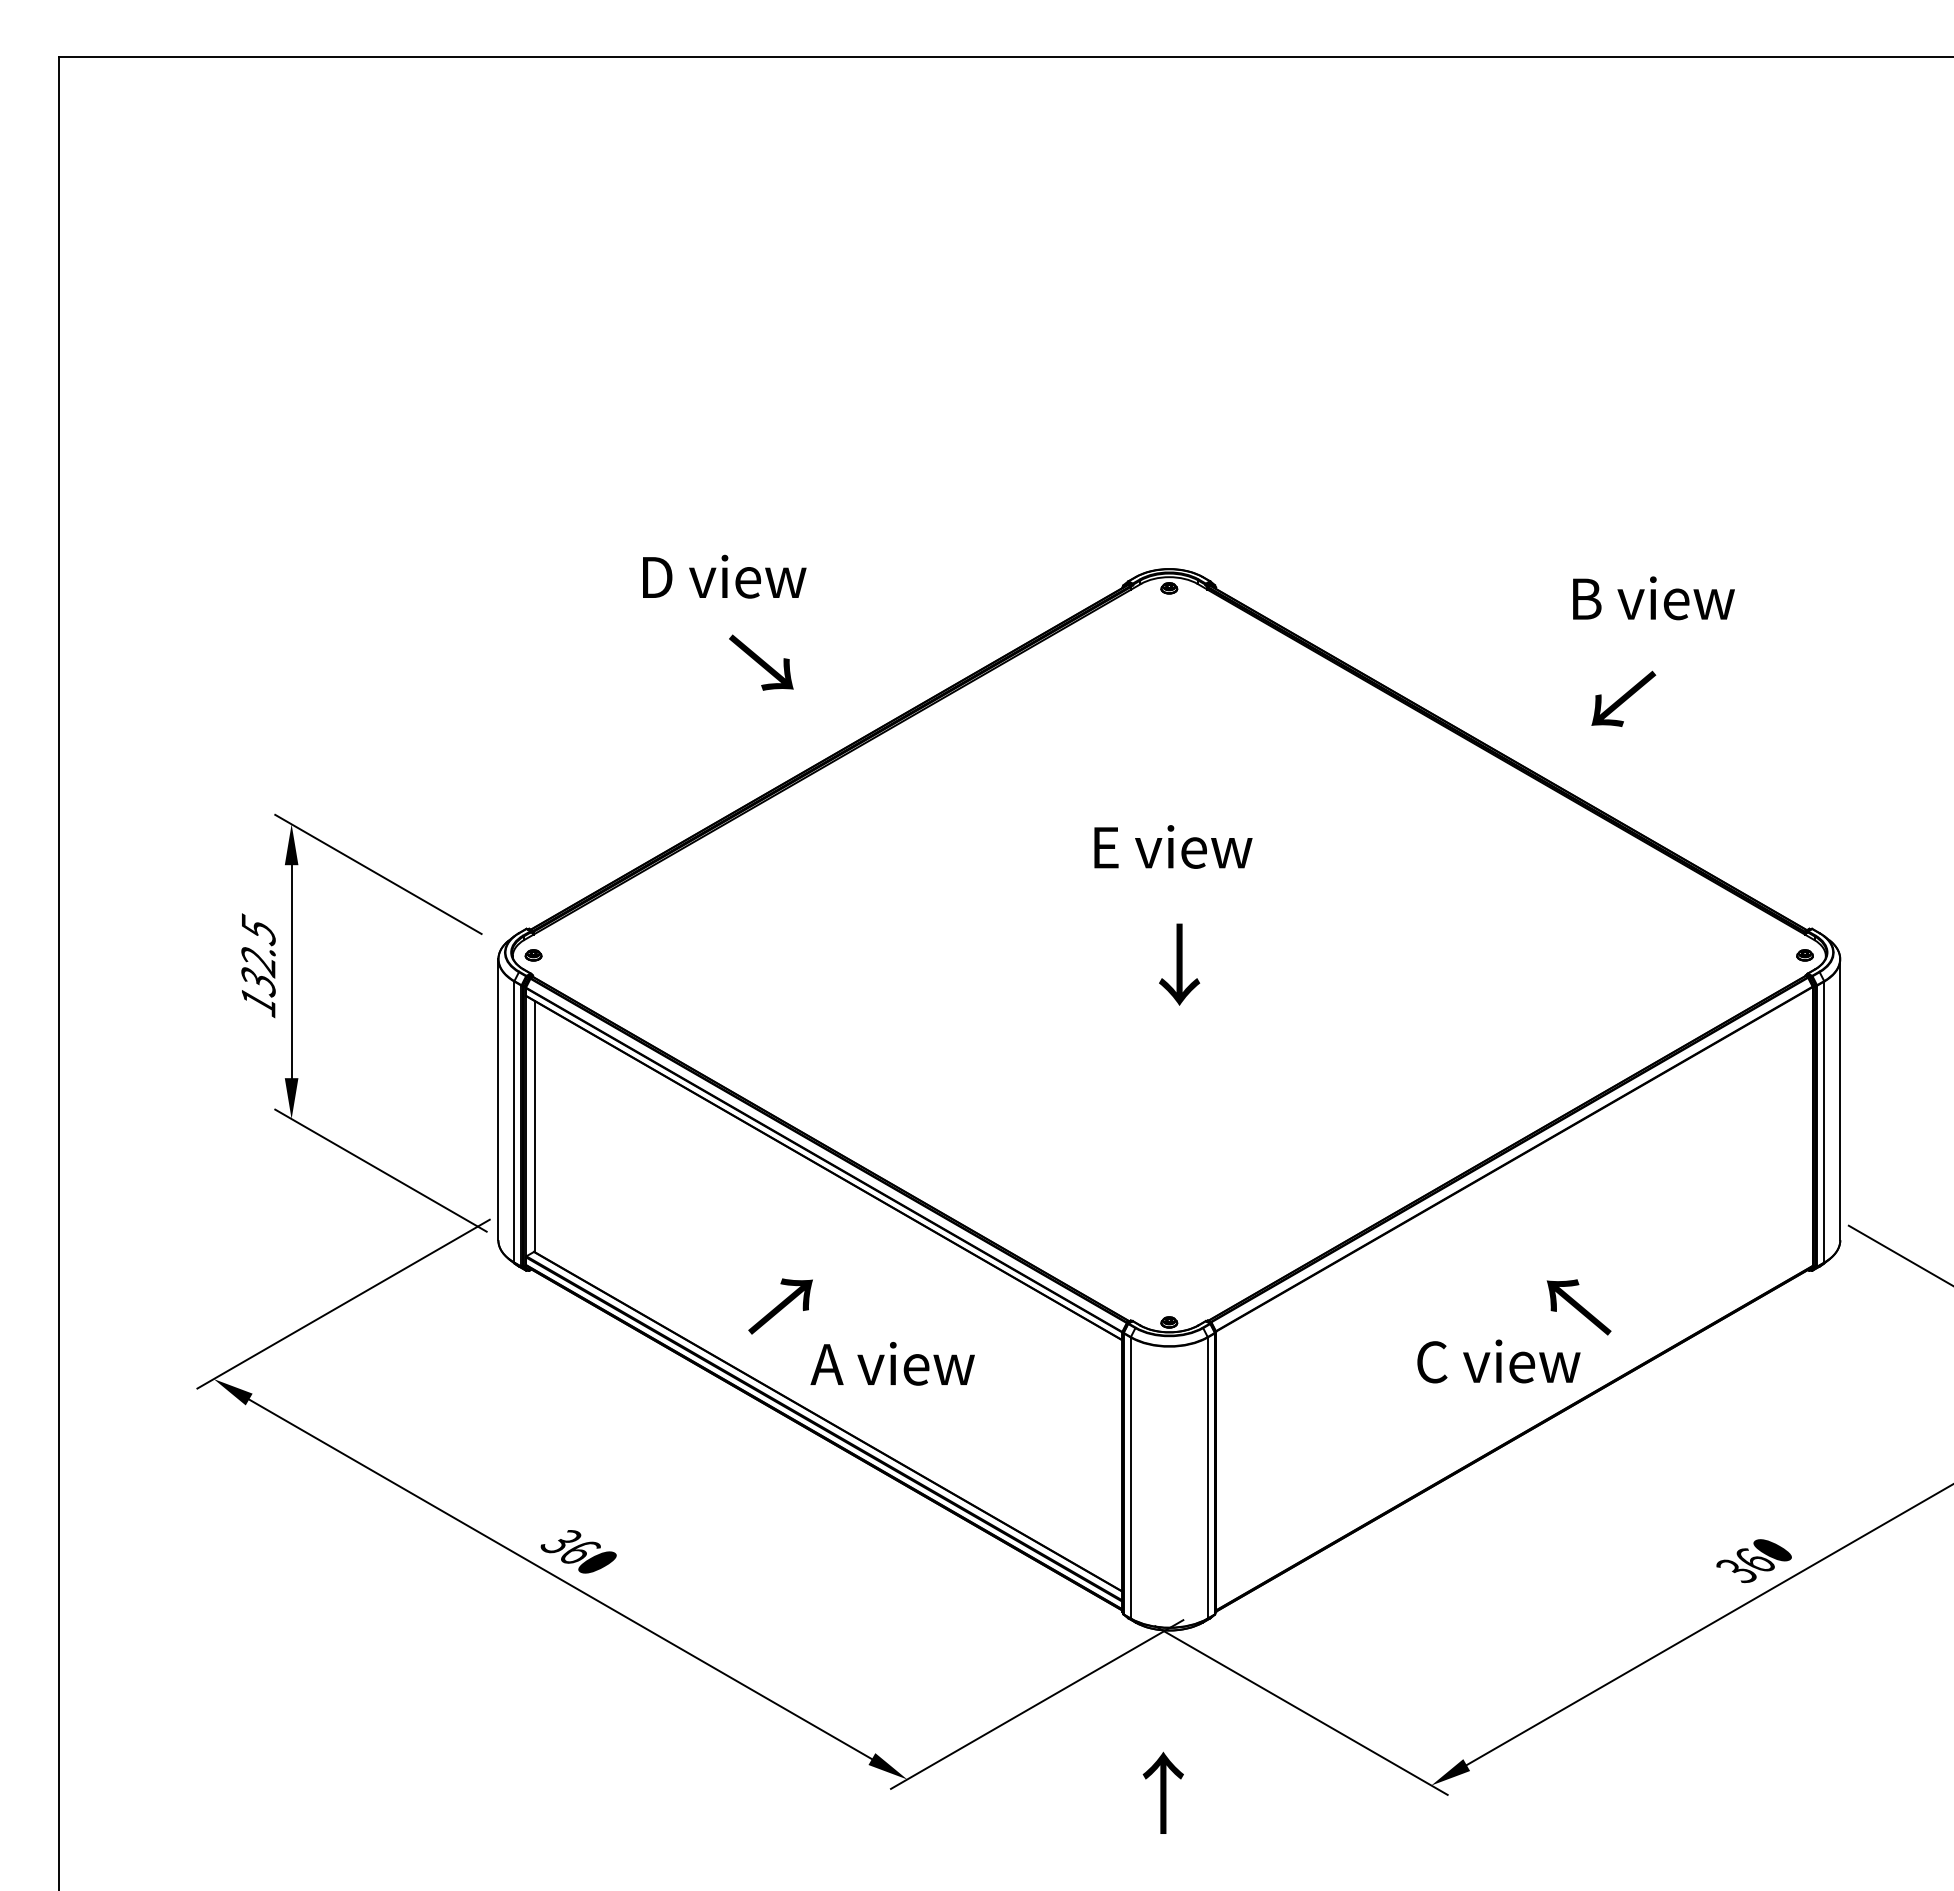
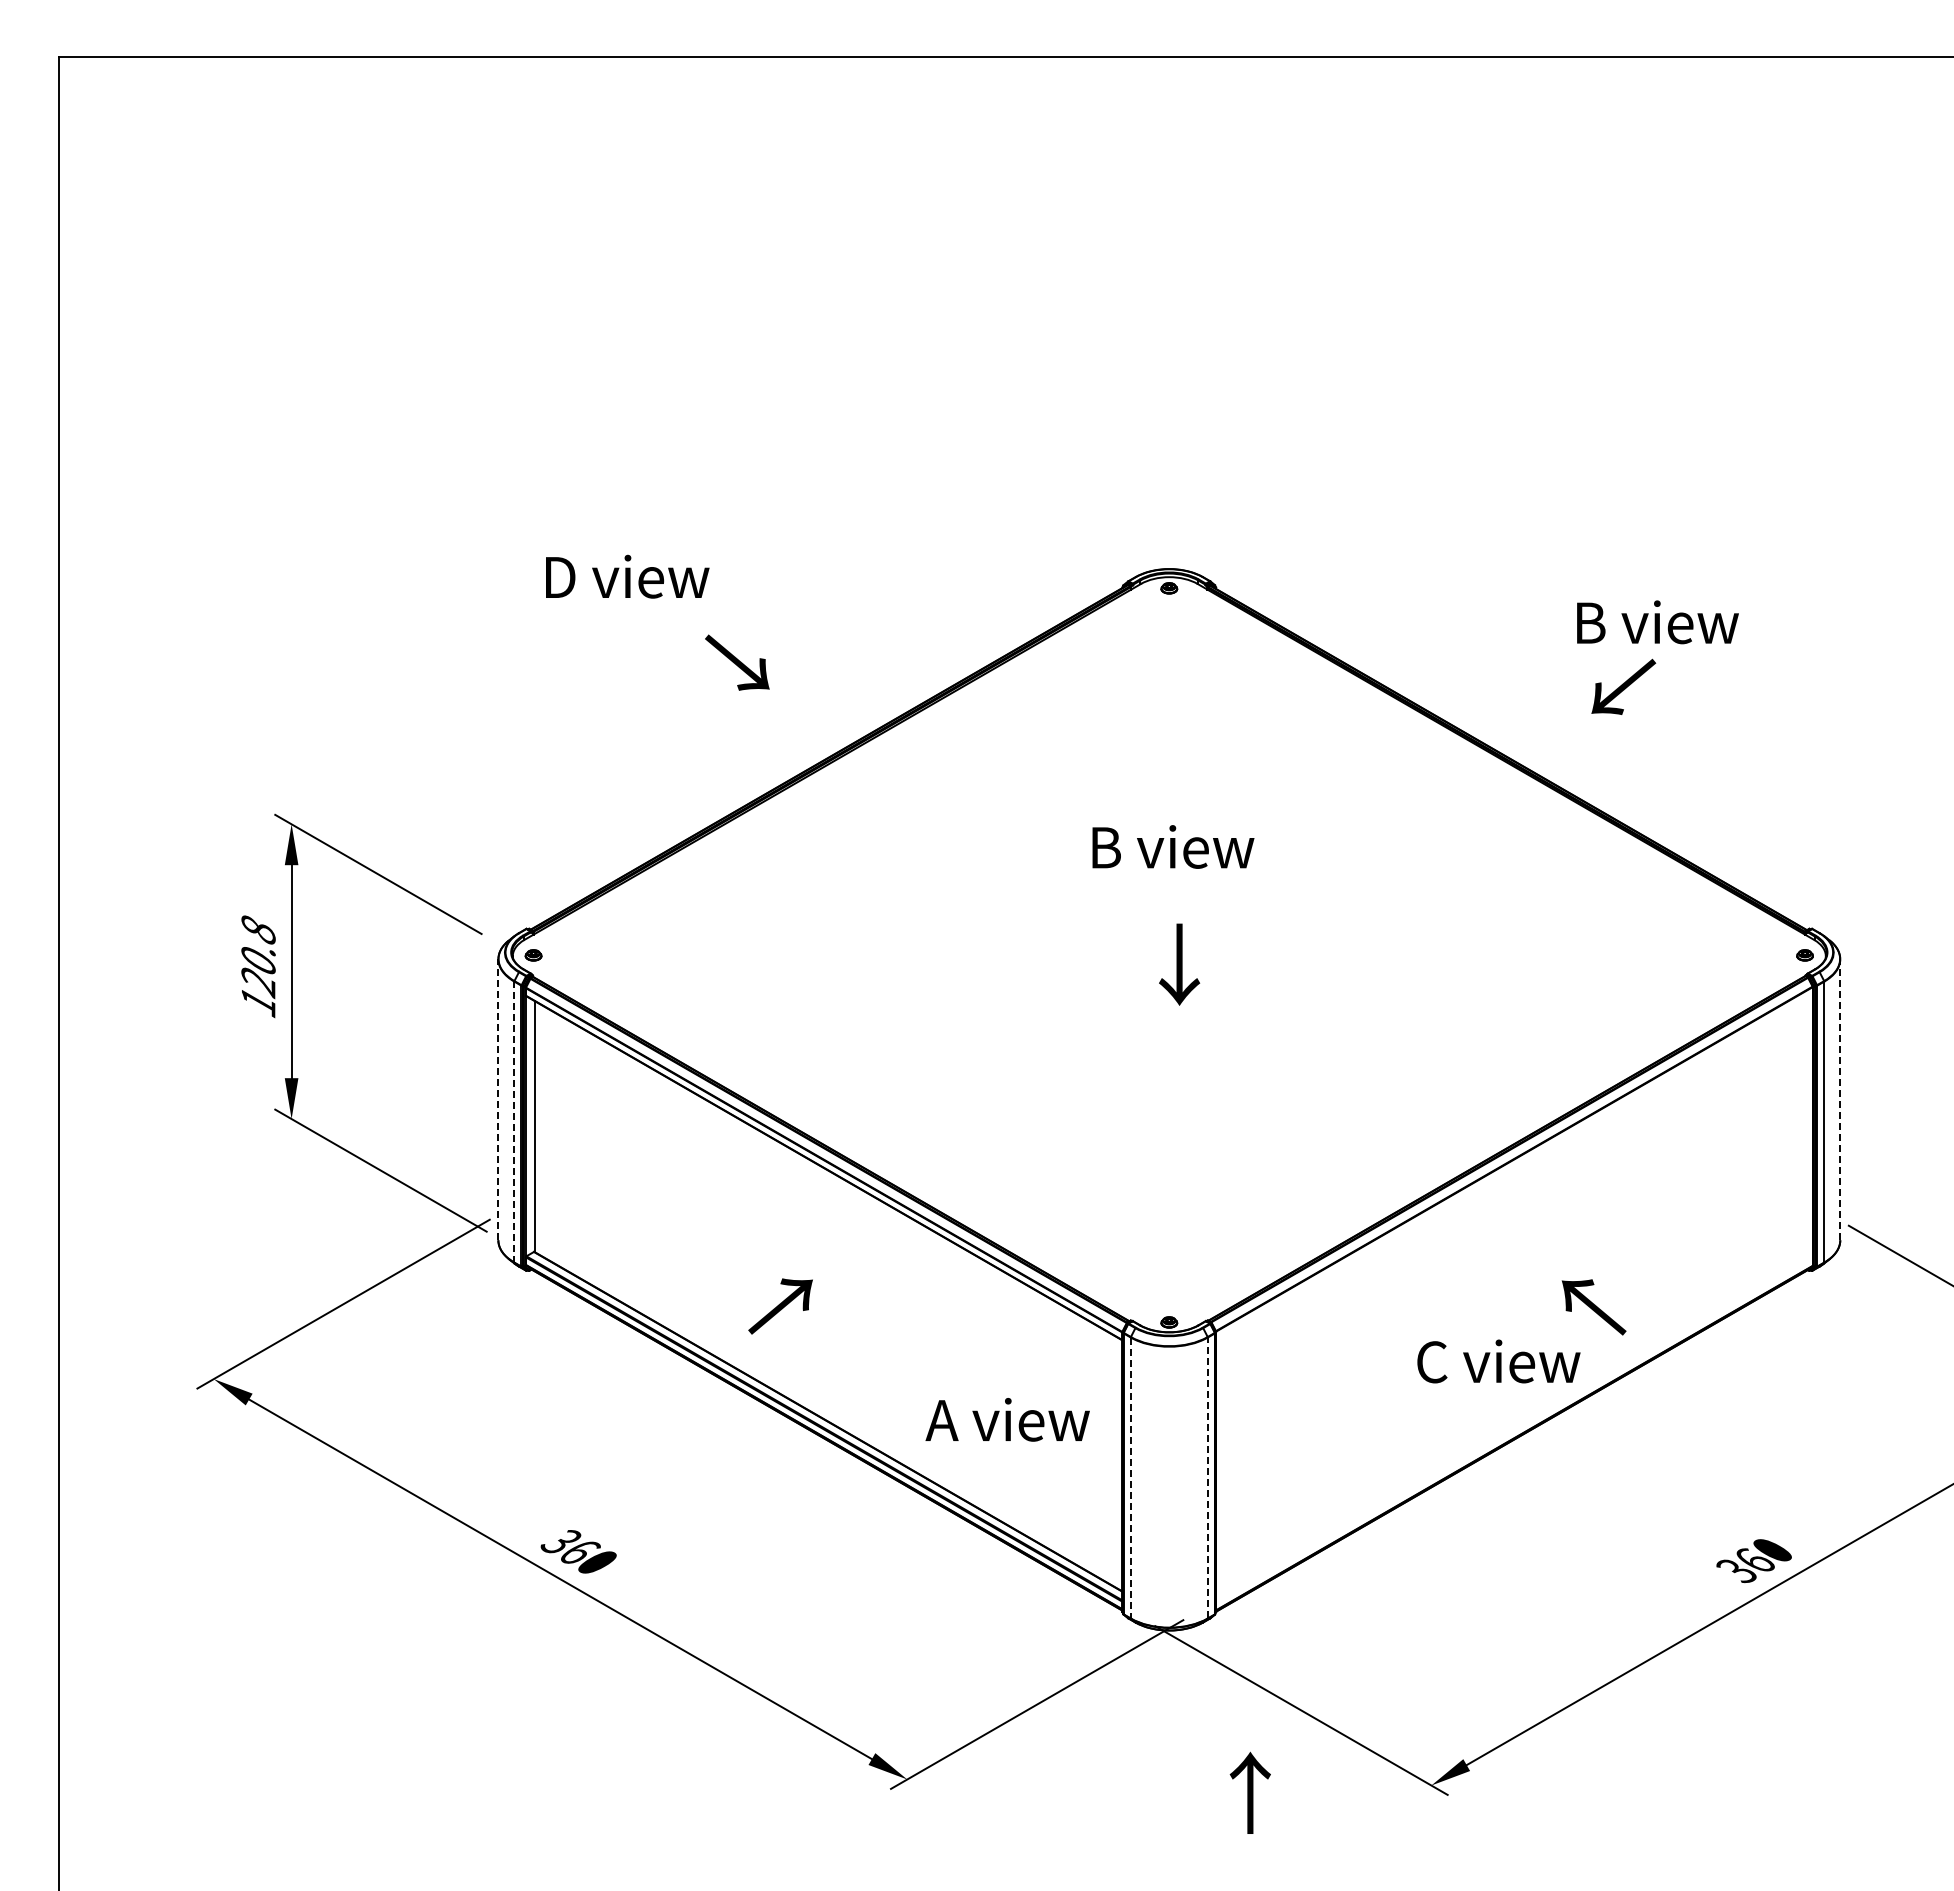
text position: (724, 576) -> (627, 576) (627, 576)
text position: (1653, 598) -> (1657, 622) (1657, 622)
text position: (761, 662) -> (737, 662) (737, 662)
text position: (1623, 698) -> (1623, 686) (1623, 686)
text: E view -> B view (1173, 846)
text: 132.5 -> 120.8 (258, 956)
line: solid -> dashed (498, 1099)
line: solid -> dashed (1840, 1099)
line: solid -> dashed (514, 1121)
text position: (1578, 1307) -> (1593, 1307) (1593, 1307)
text position: (892, 1363) -> (1007, 1419) (1007, 1419)
line: solid -> dashed (1207, 1477)
line: solid -> dashed (1130, 1478)
text position: (1162, 1792) -> (1249, 1792) (1249, 1792)
